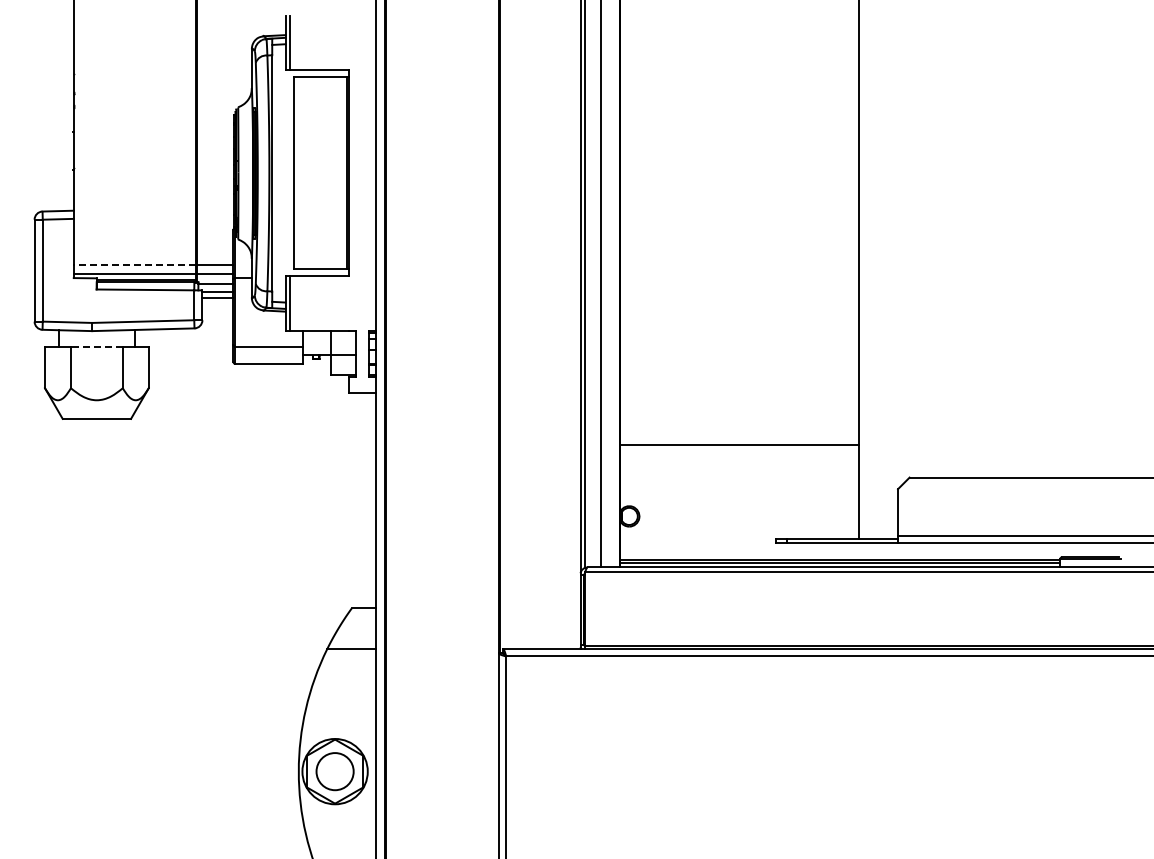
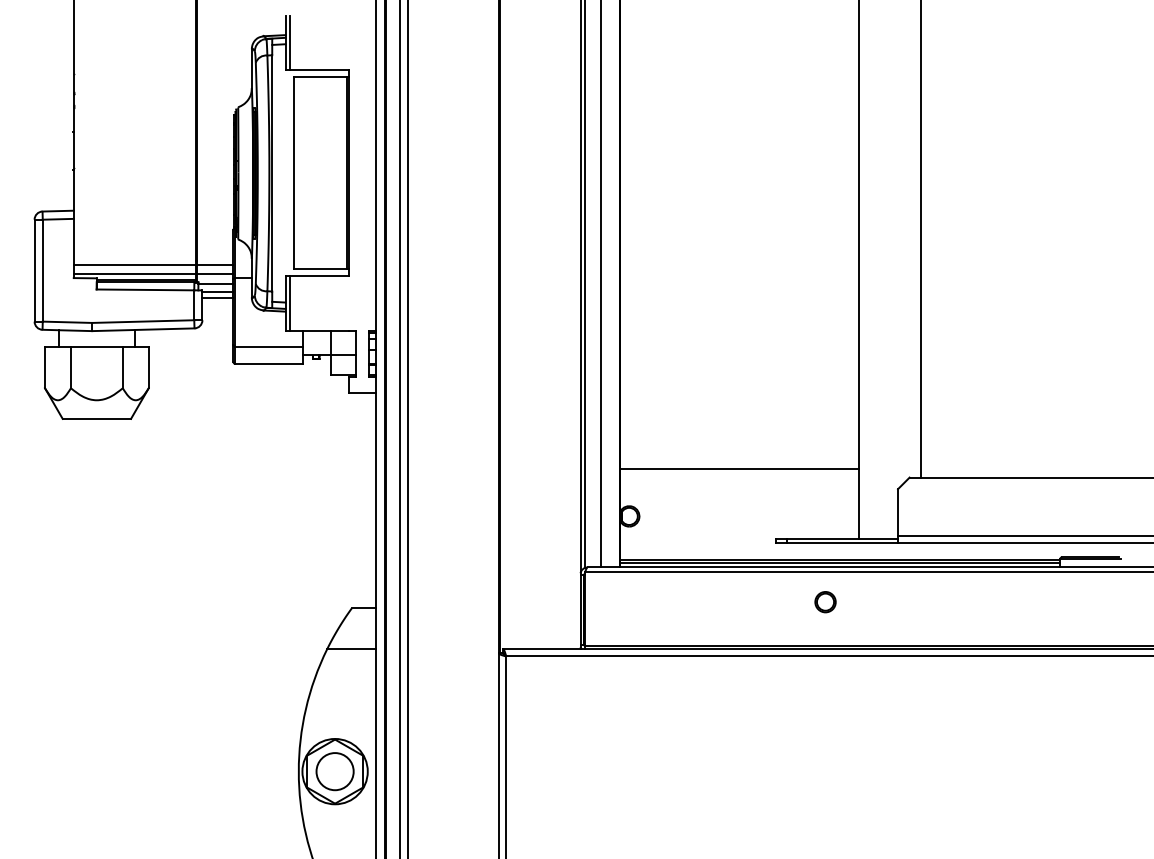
line: none -> present (920, 239)
line: dashed -> solid (134, 265)
line: dashed -> solid (96, 347)
line: none -> present (399, 428)
line: none -> present (408, 428)
line position: (739, 444) -> (739, 468) (739, 468)
part: none -> present (825, 602)
